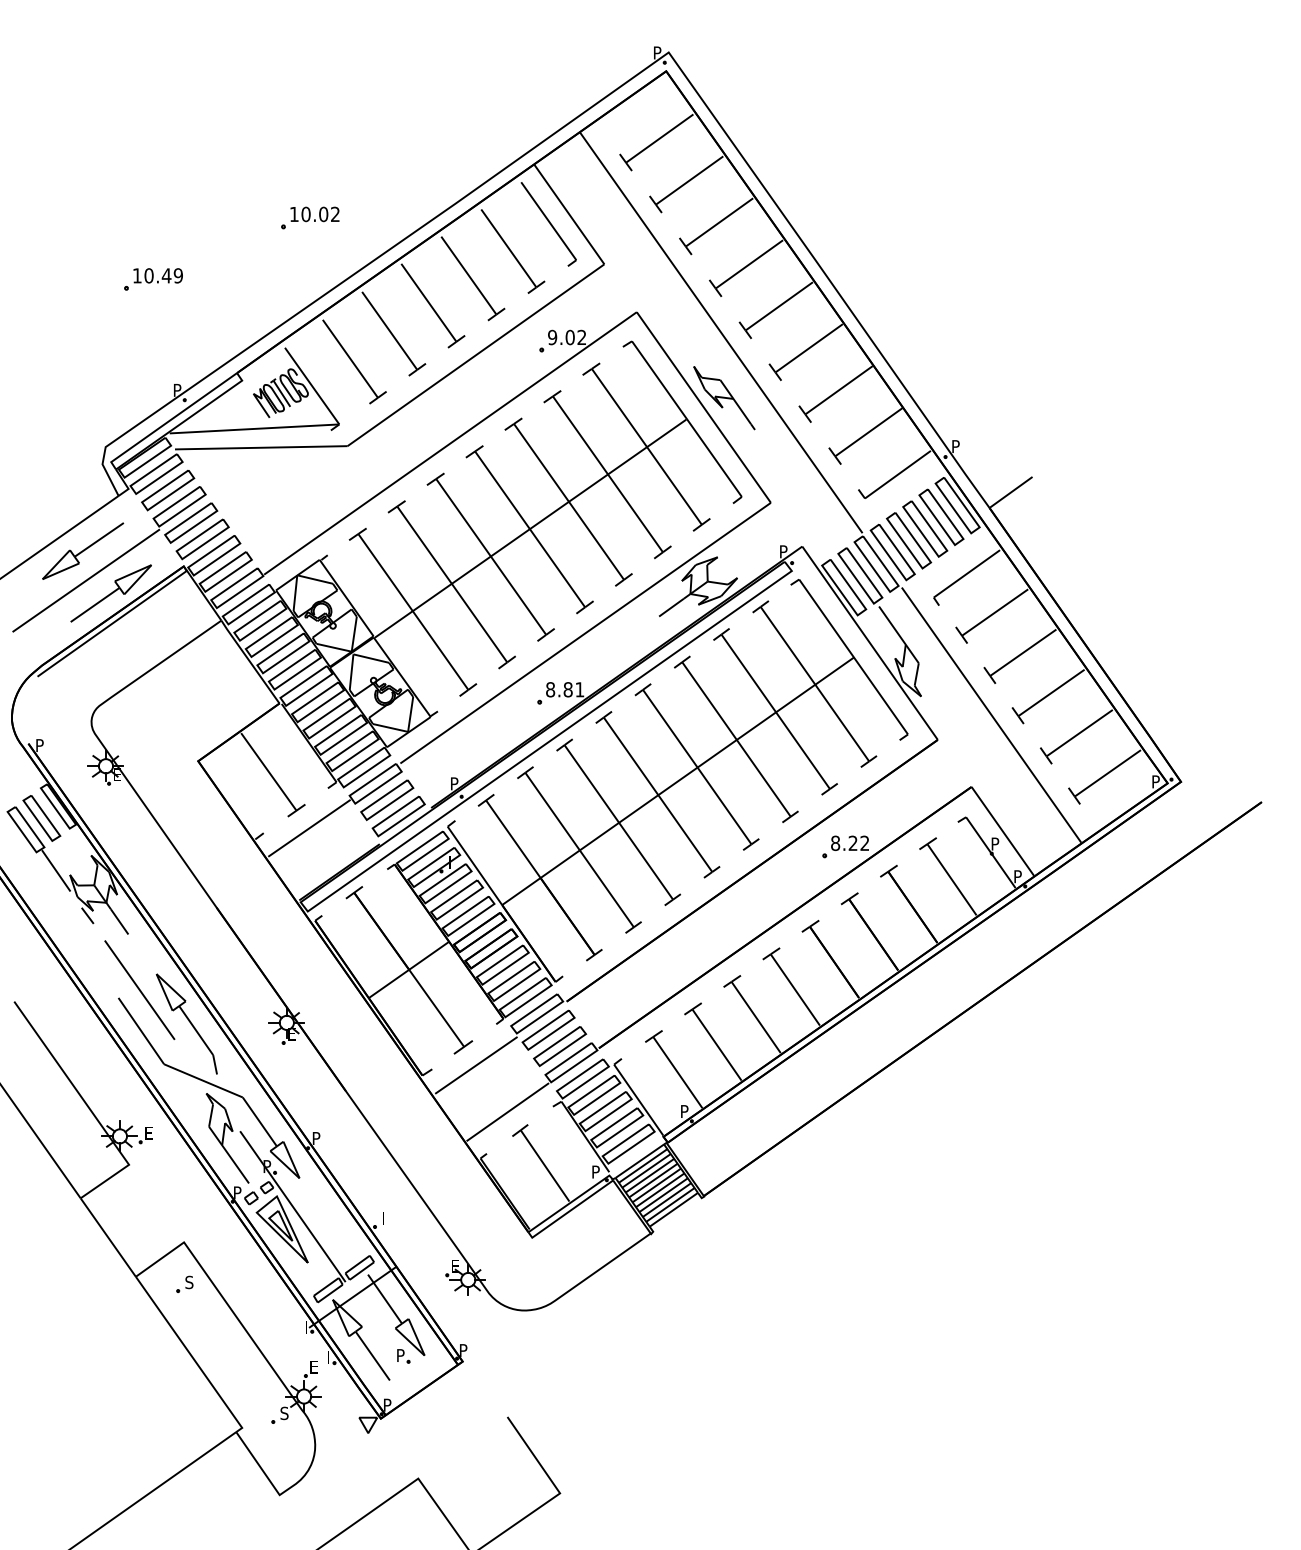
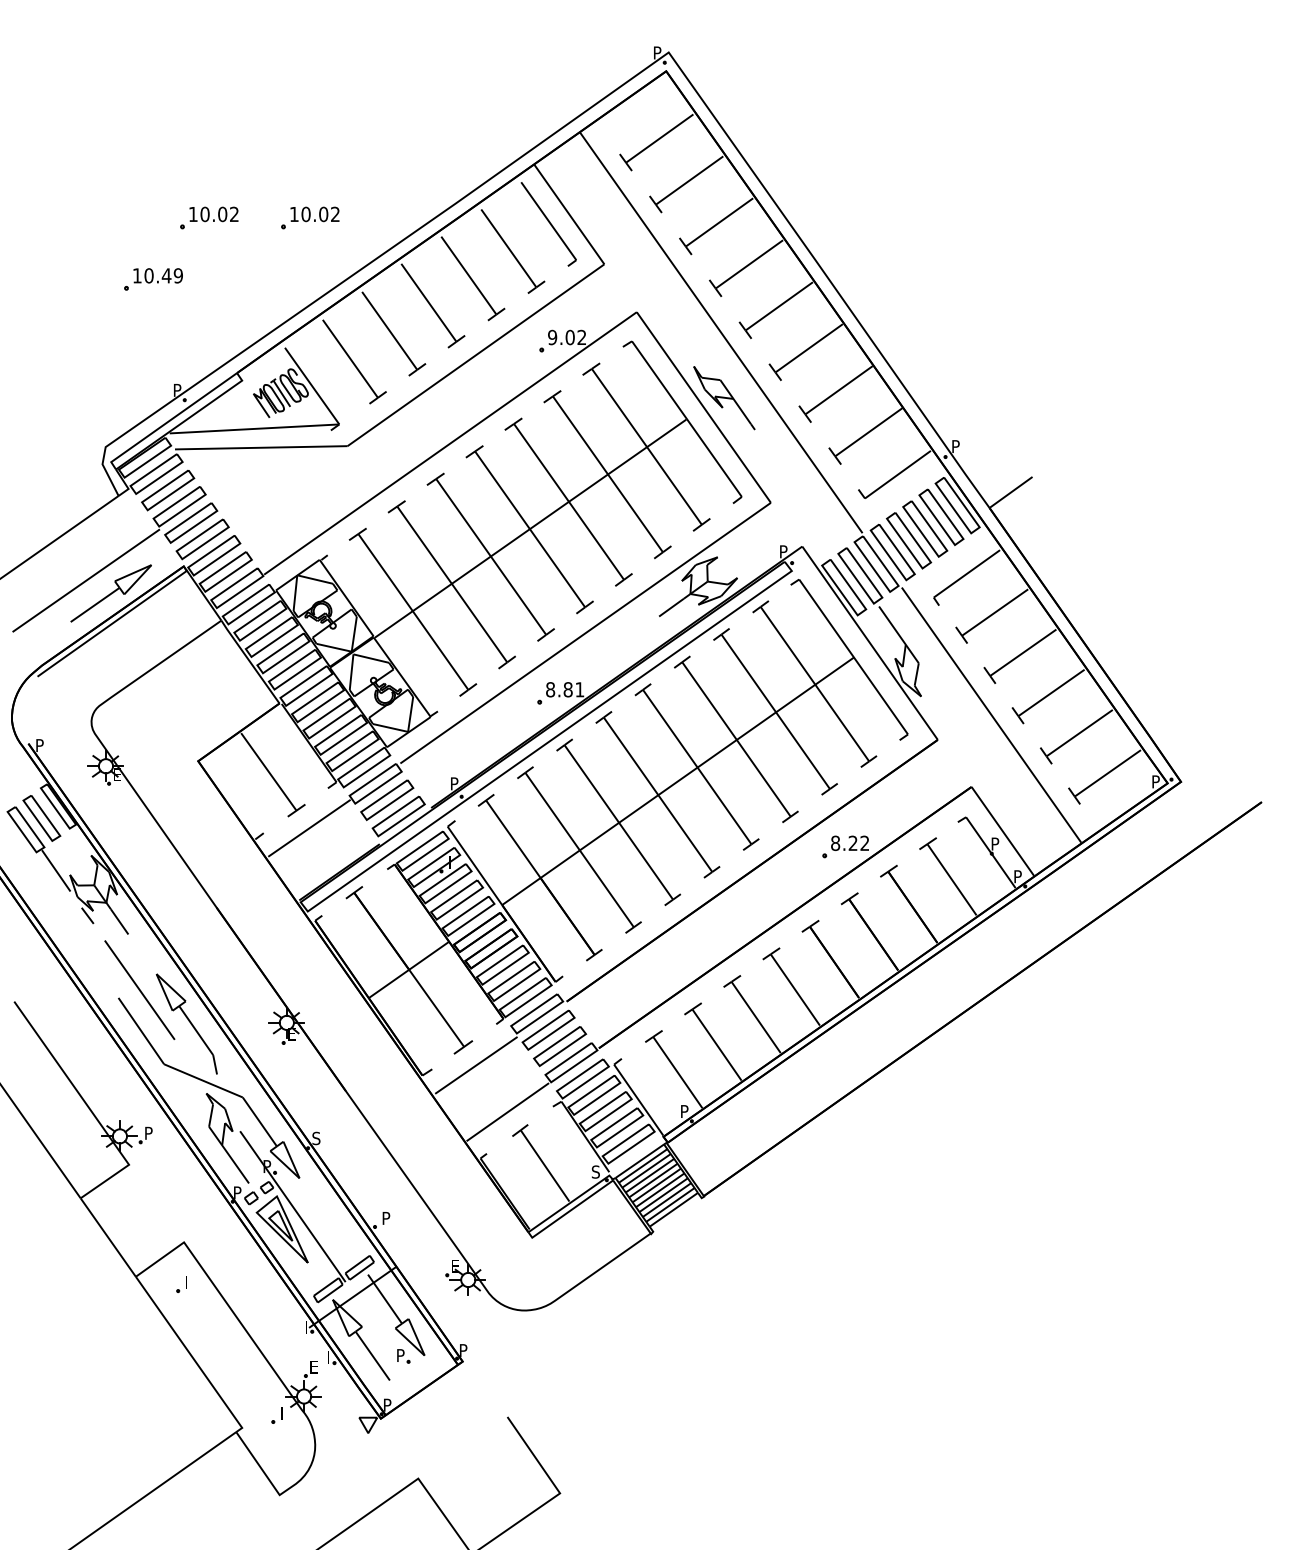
part: none -> present (209, 217)
part: present -> none (83, 550)
text: E -> P (148, 1132)
text: P -> S (316, 1138)
text: P -> S (595, 1171)
text: I -> P (386, 1218)
text: S -> I (189, 1282)
text: S -> I (284, 1413)
